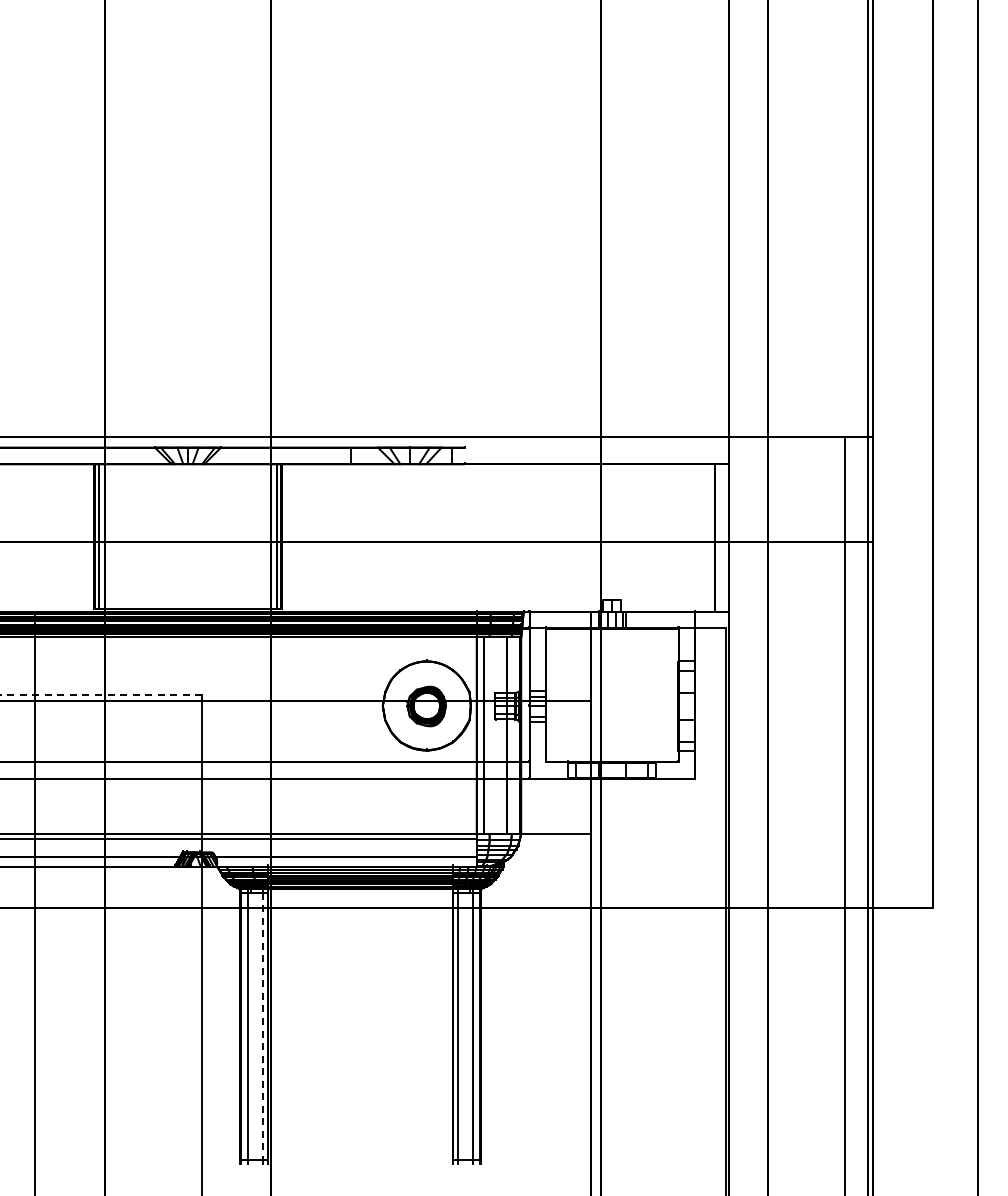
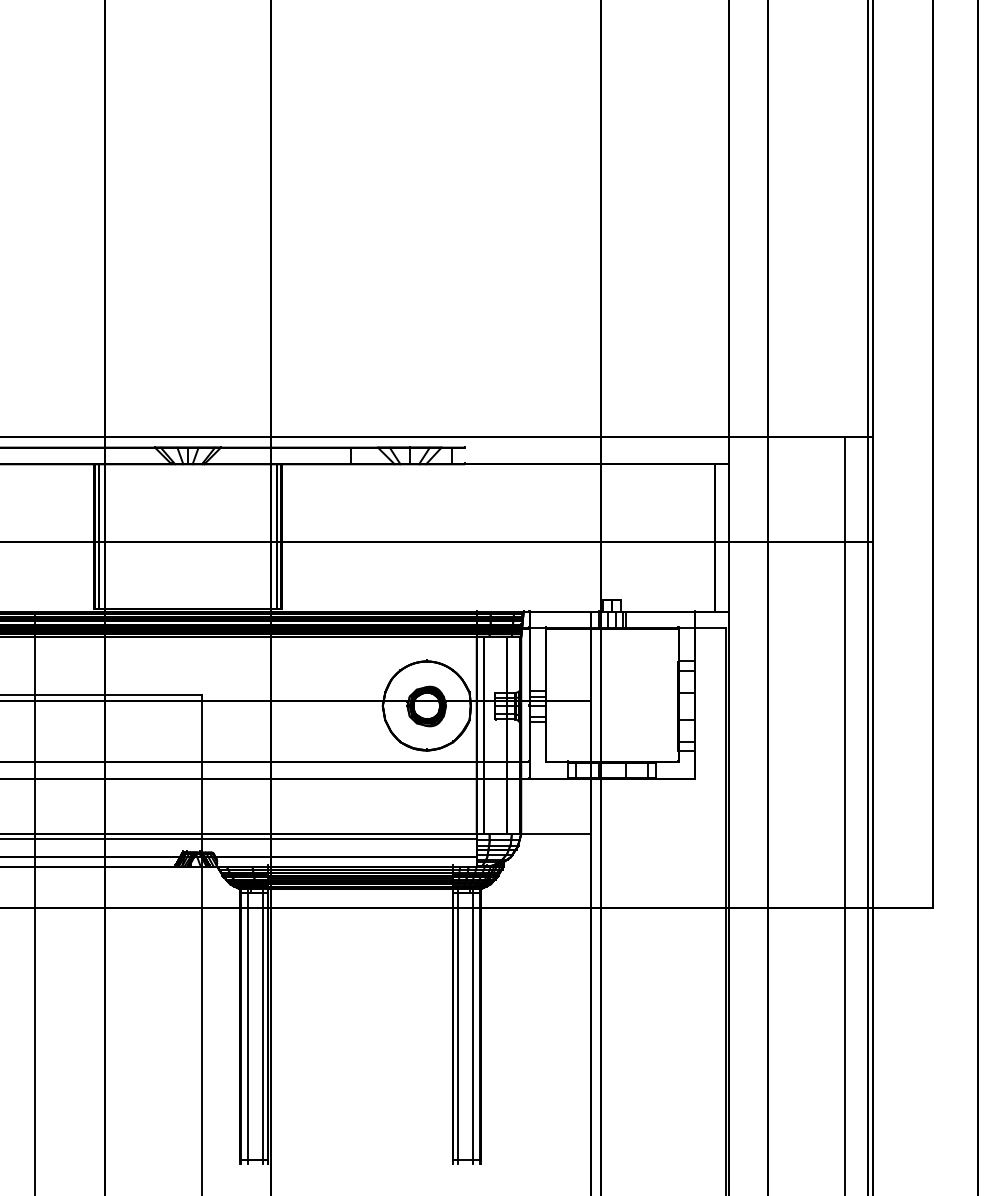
line: dashed -> solid (101, 695)
line: dashed -> solid (263, 1026)
